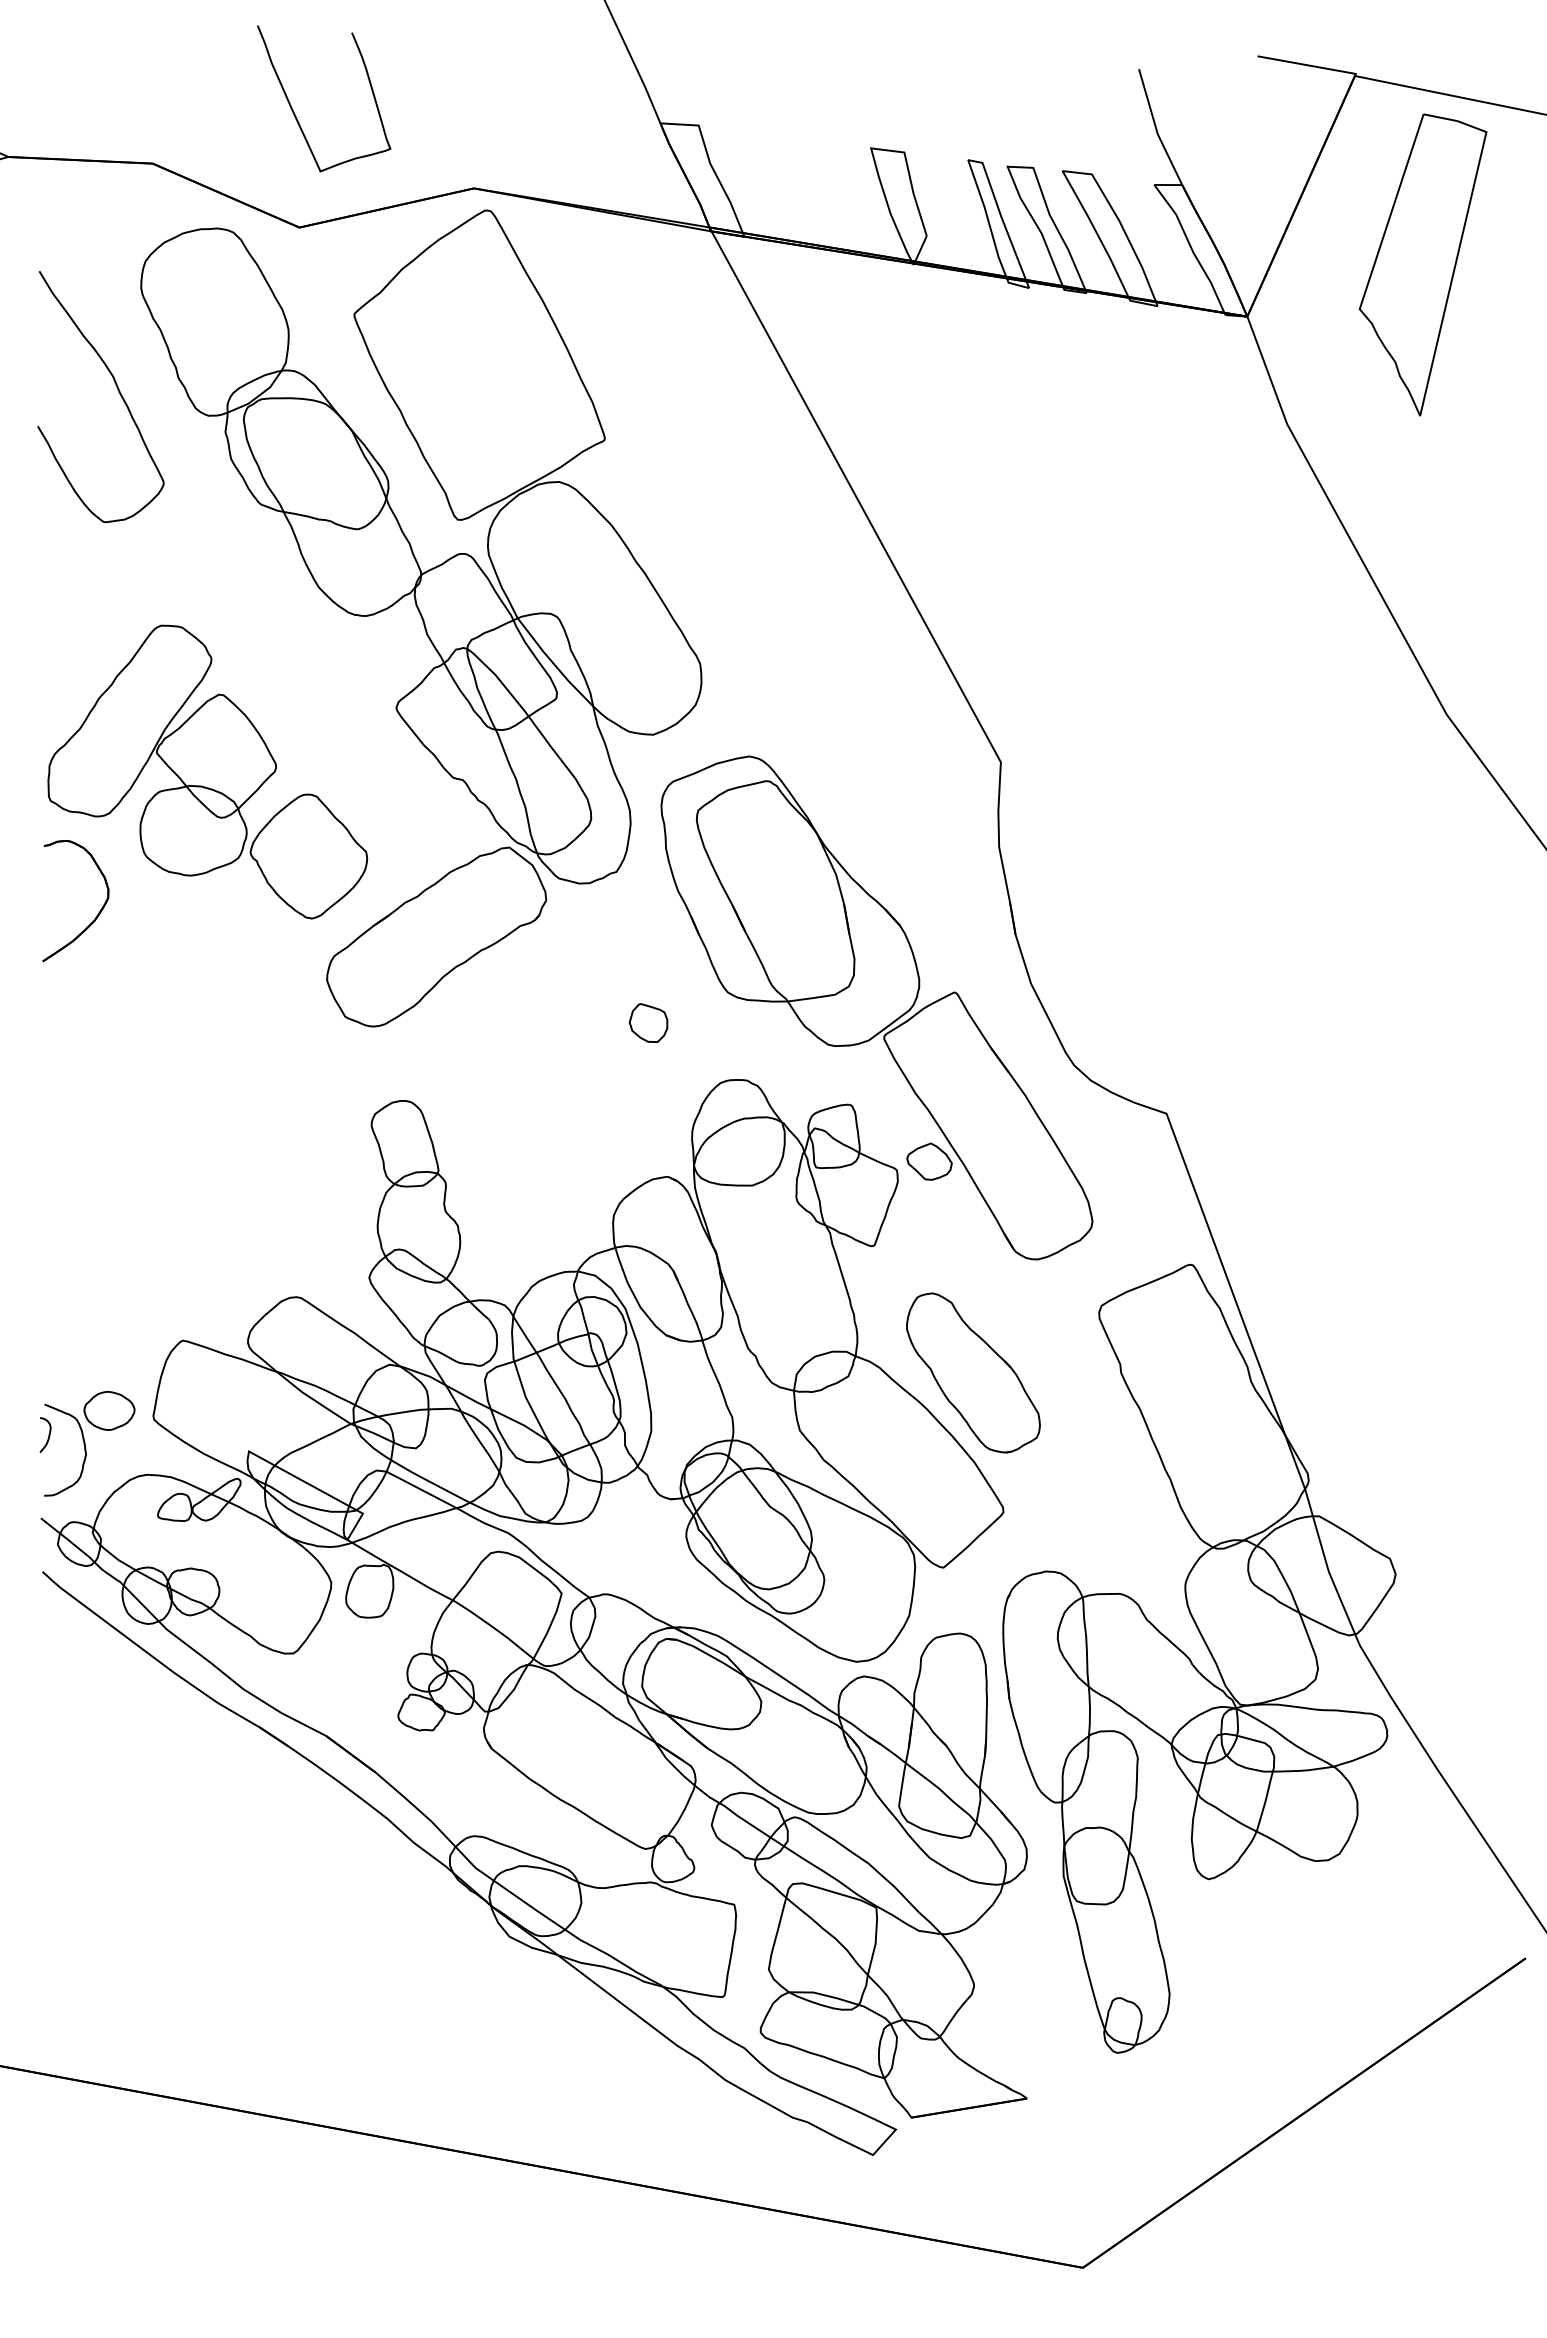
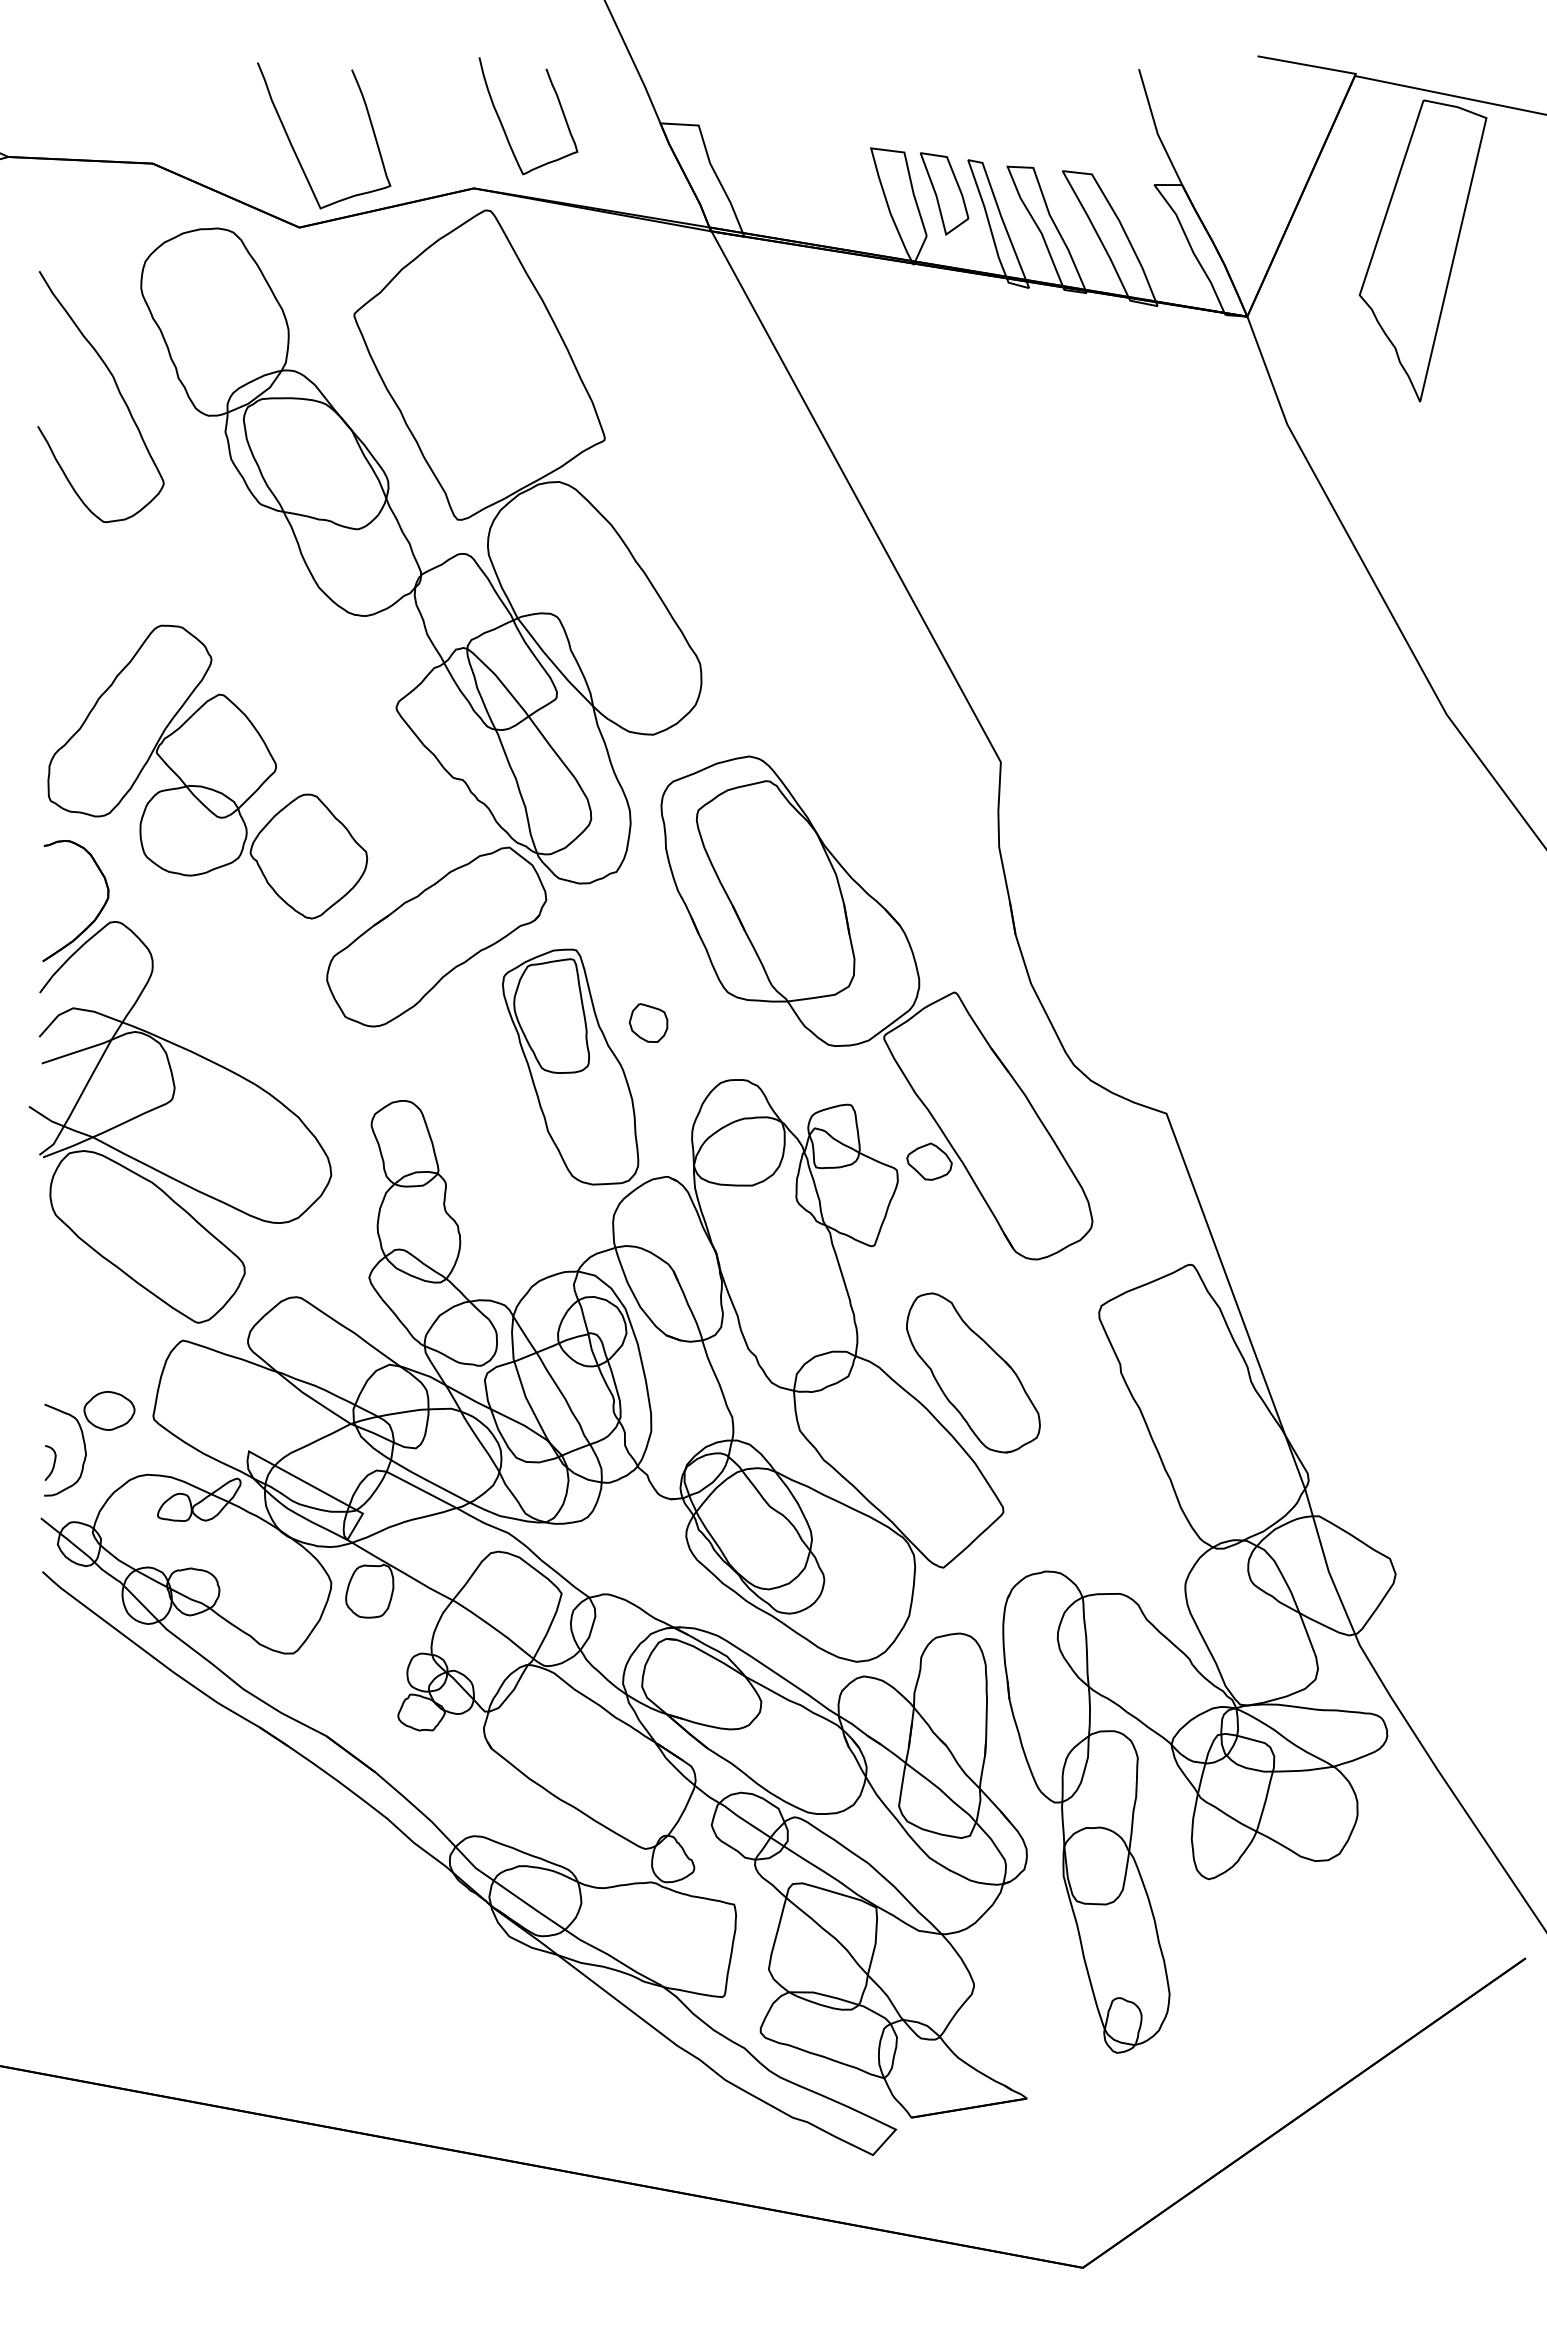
curve position: (294, 111) -> (294, 148) (294, 148)
curve: none -> present (504, 128)
part: none -> present (944, 193)
part position: (1422, 264) -> (1422, 250) (1422, 250)
part: none -> present (570, 1066)
part: none -> present (180, 1122)
curve position: (48, 1434) -> (53, 1462) (53, 1462)
